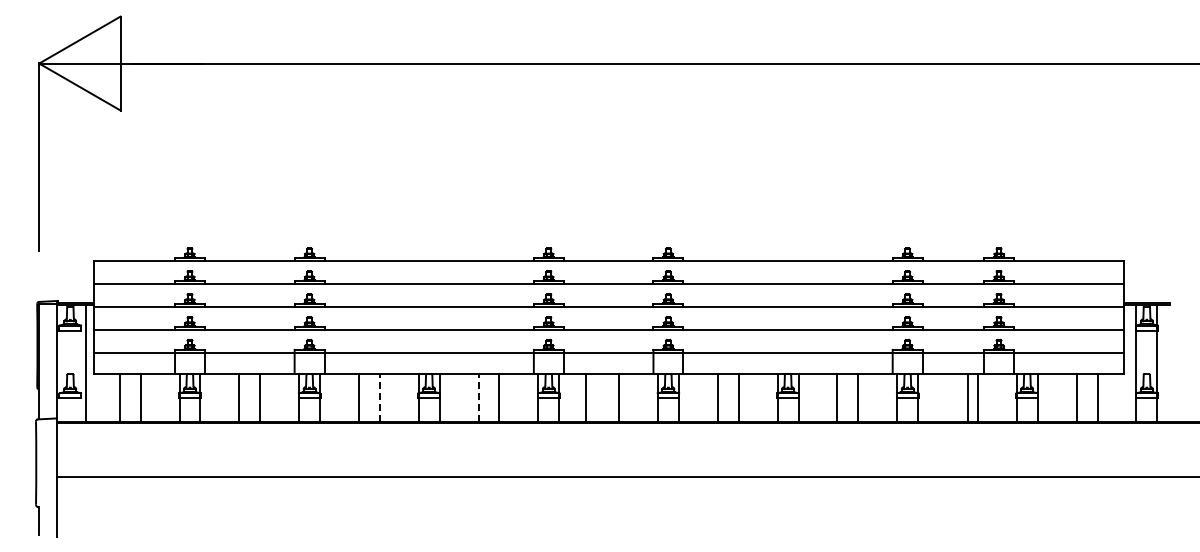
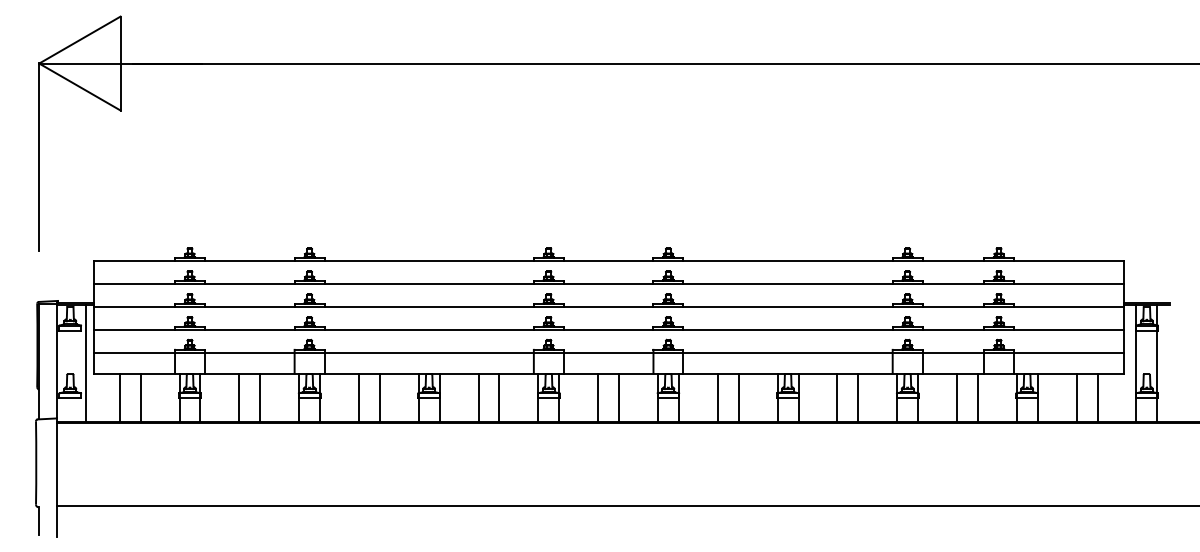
line: dashed -> solid (379, 397)
line: dashed -> solid (478, 397)
line position: (586, 397) -> (598, 397) (598, 397)
line position: (967, 397) -> (956, 397) (956, 397)
line position: (626, 476) -> (626, 505) (626, 505)
